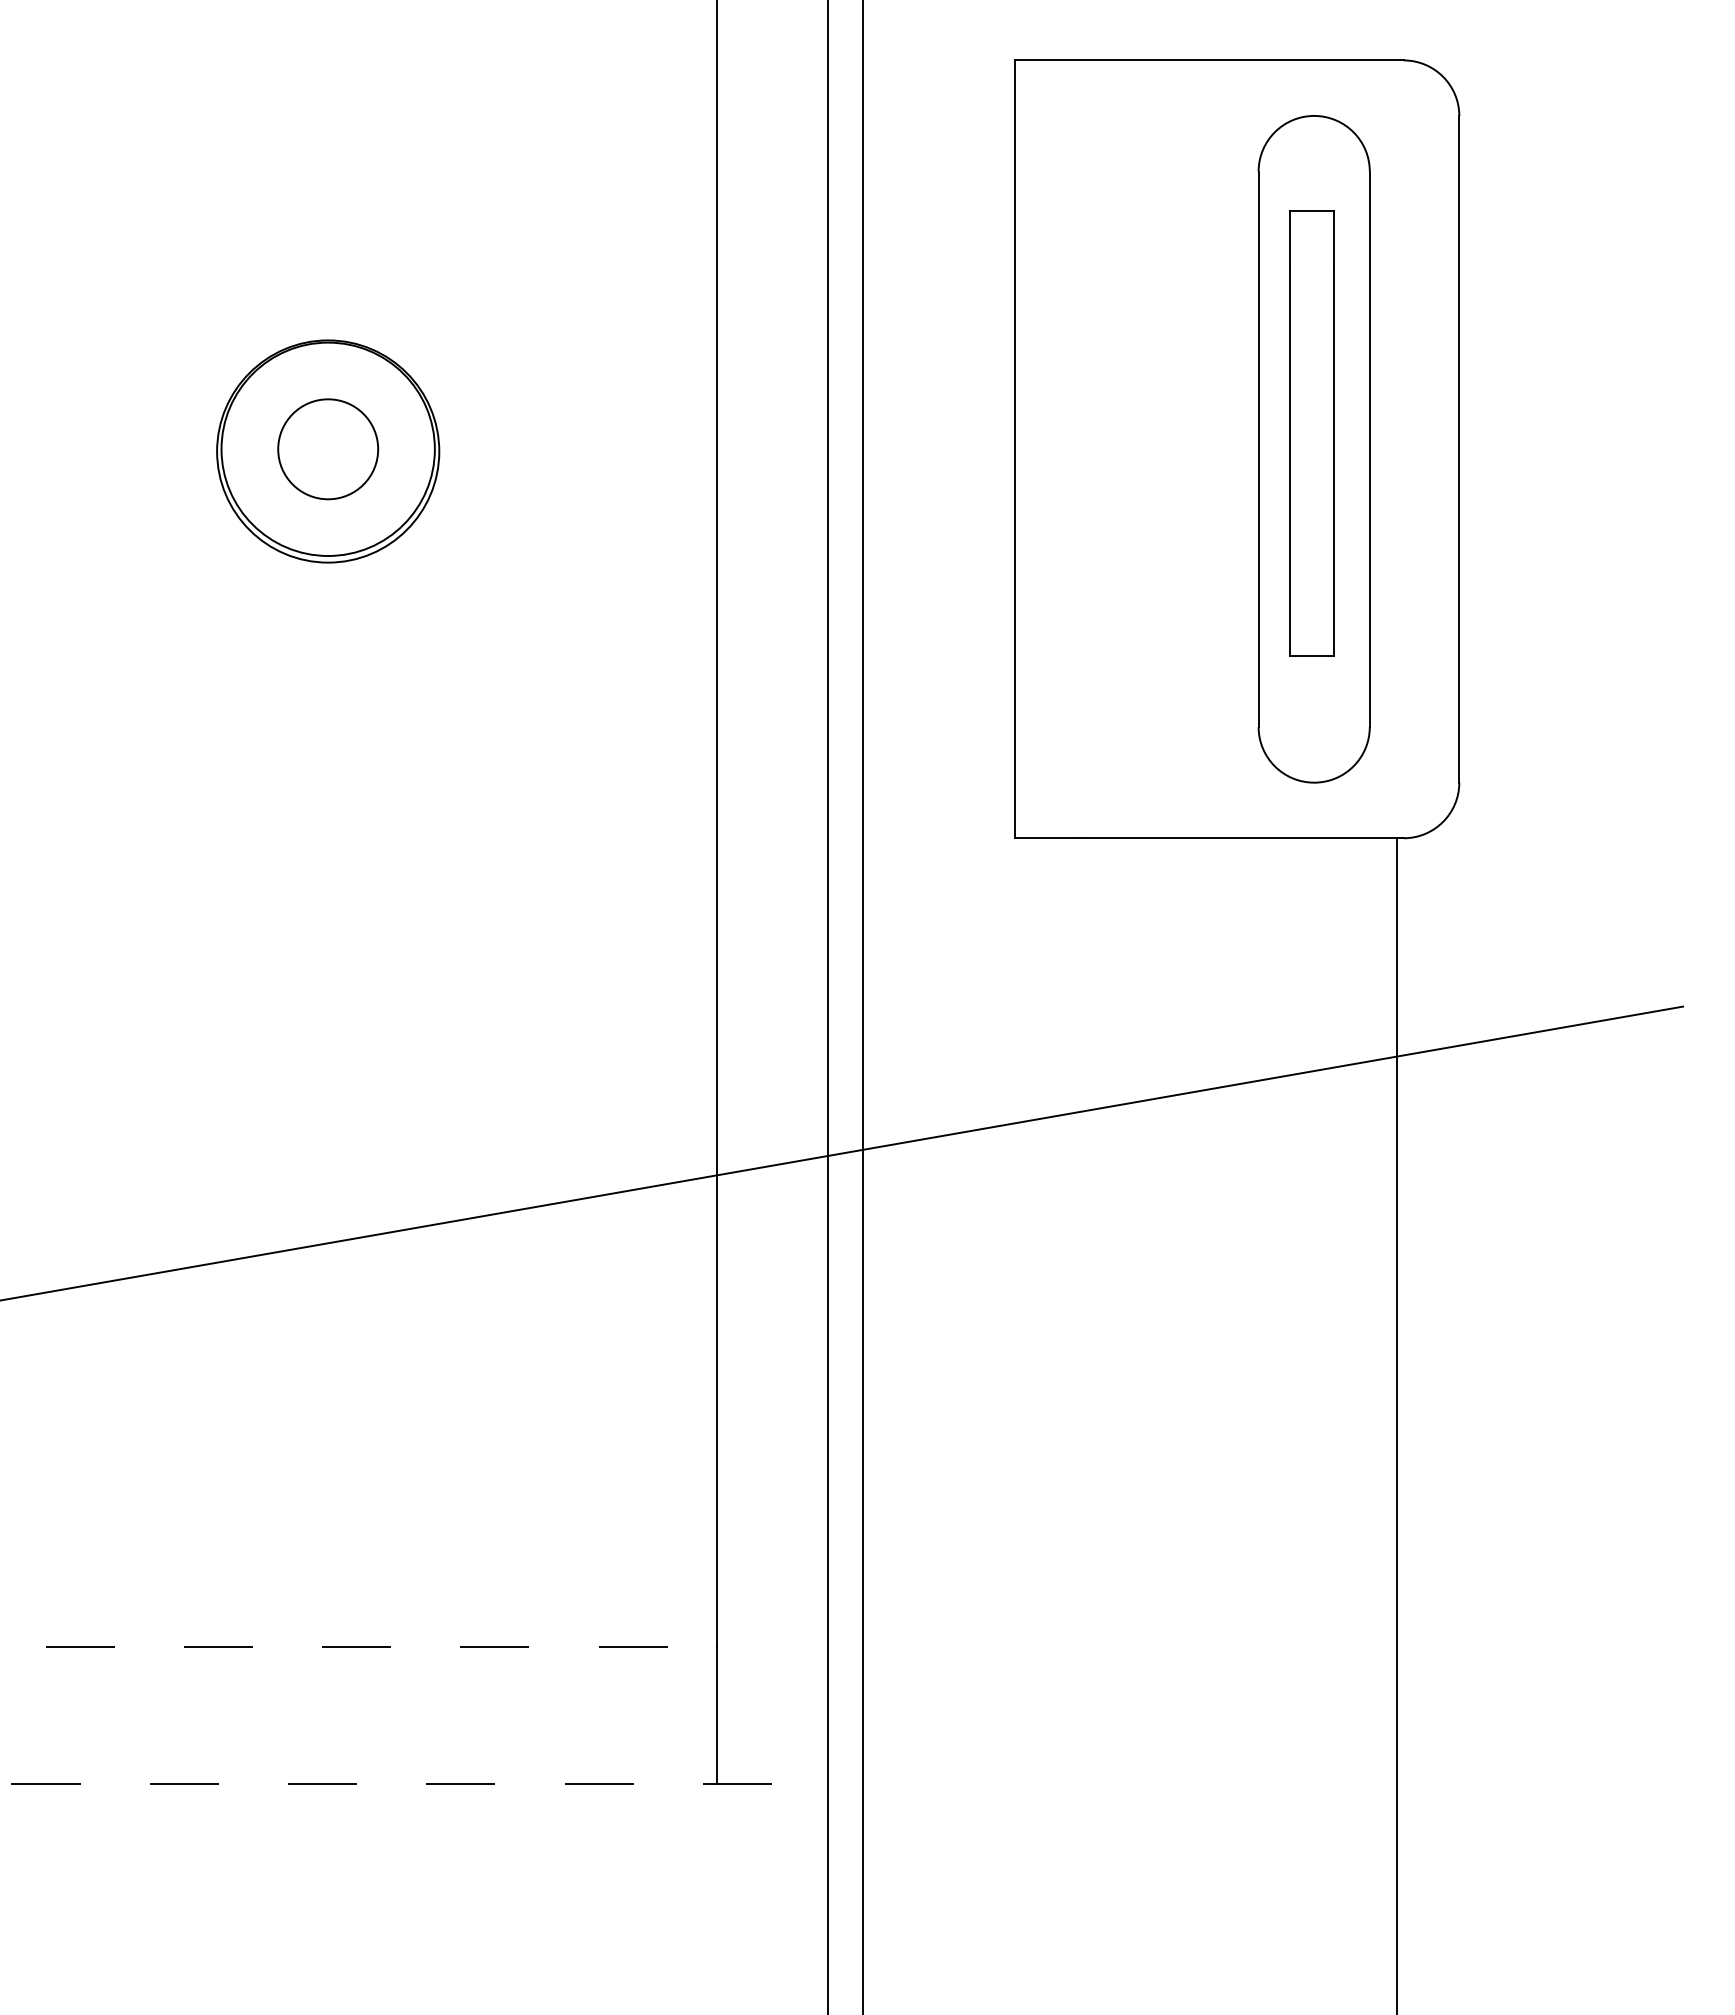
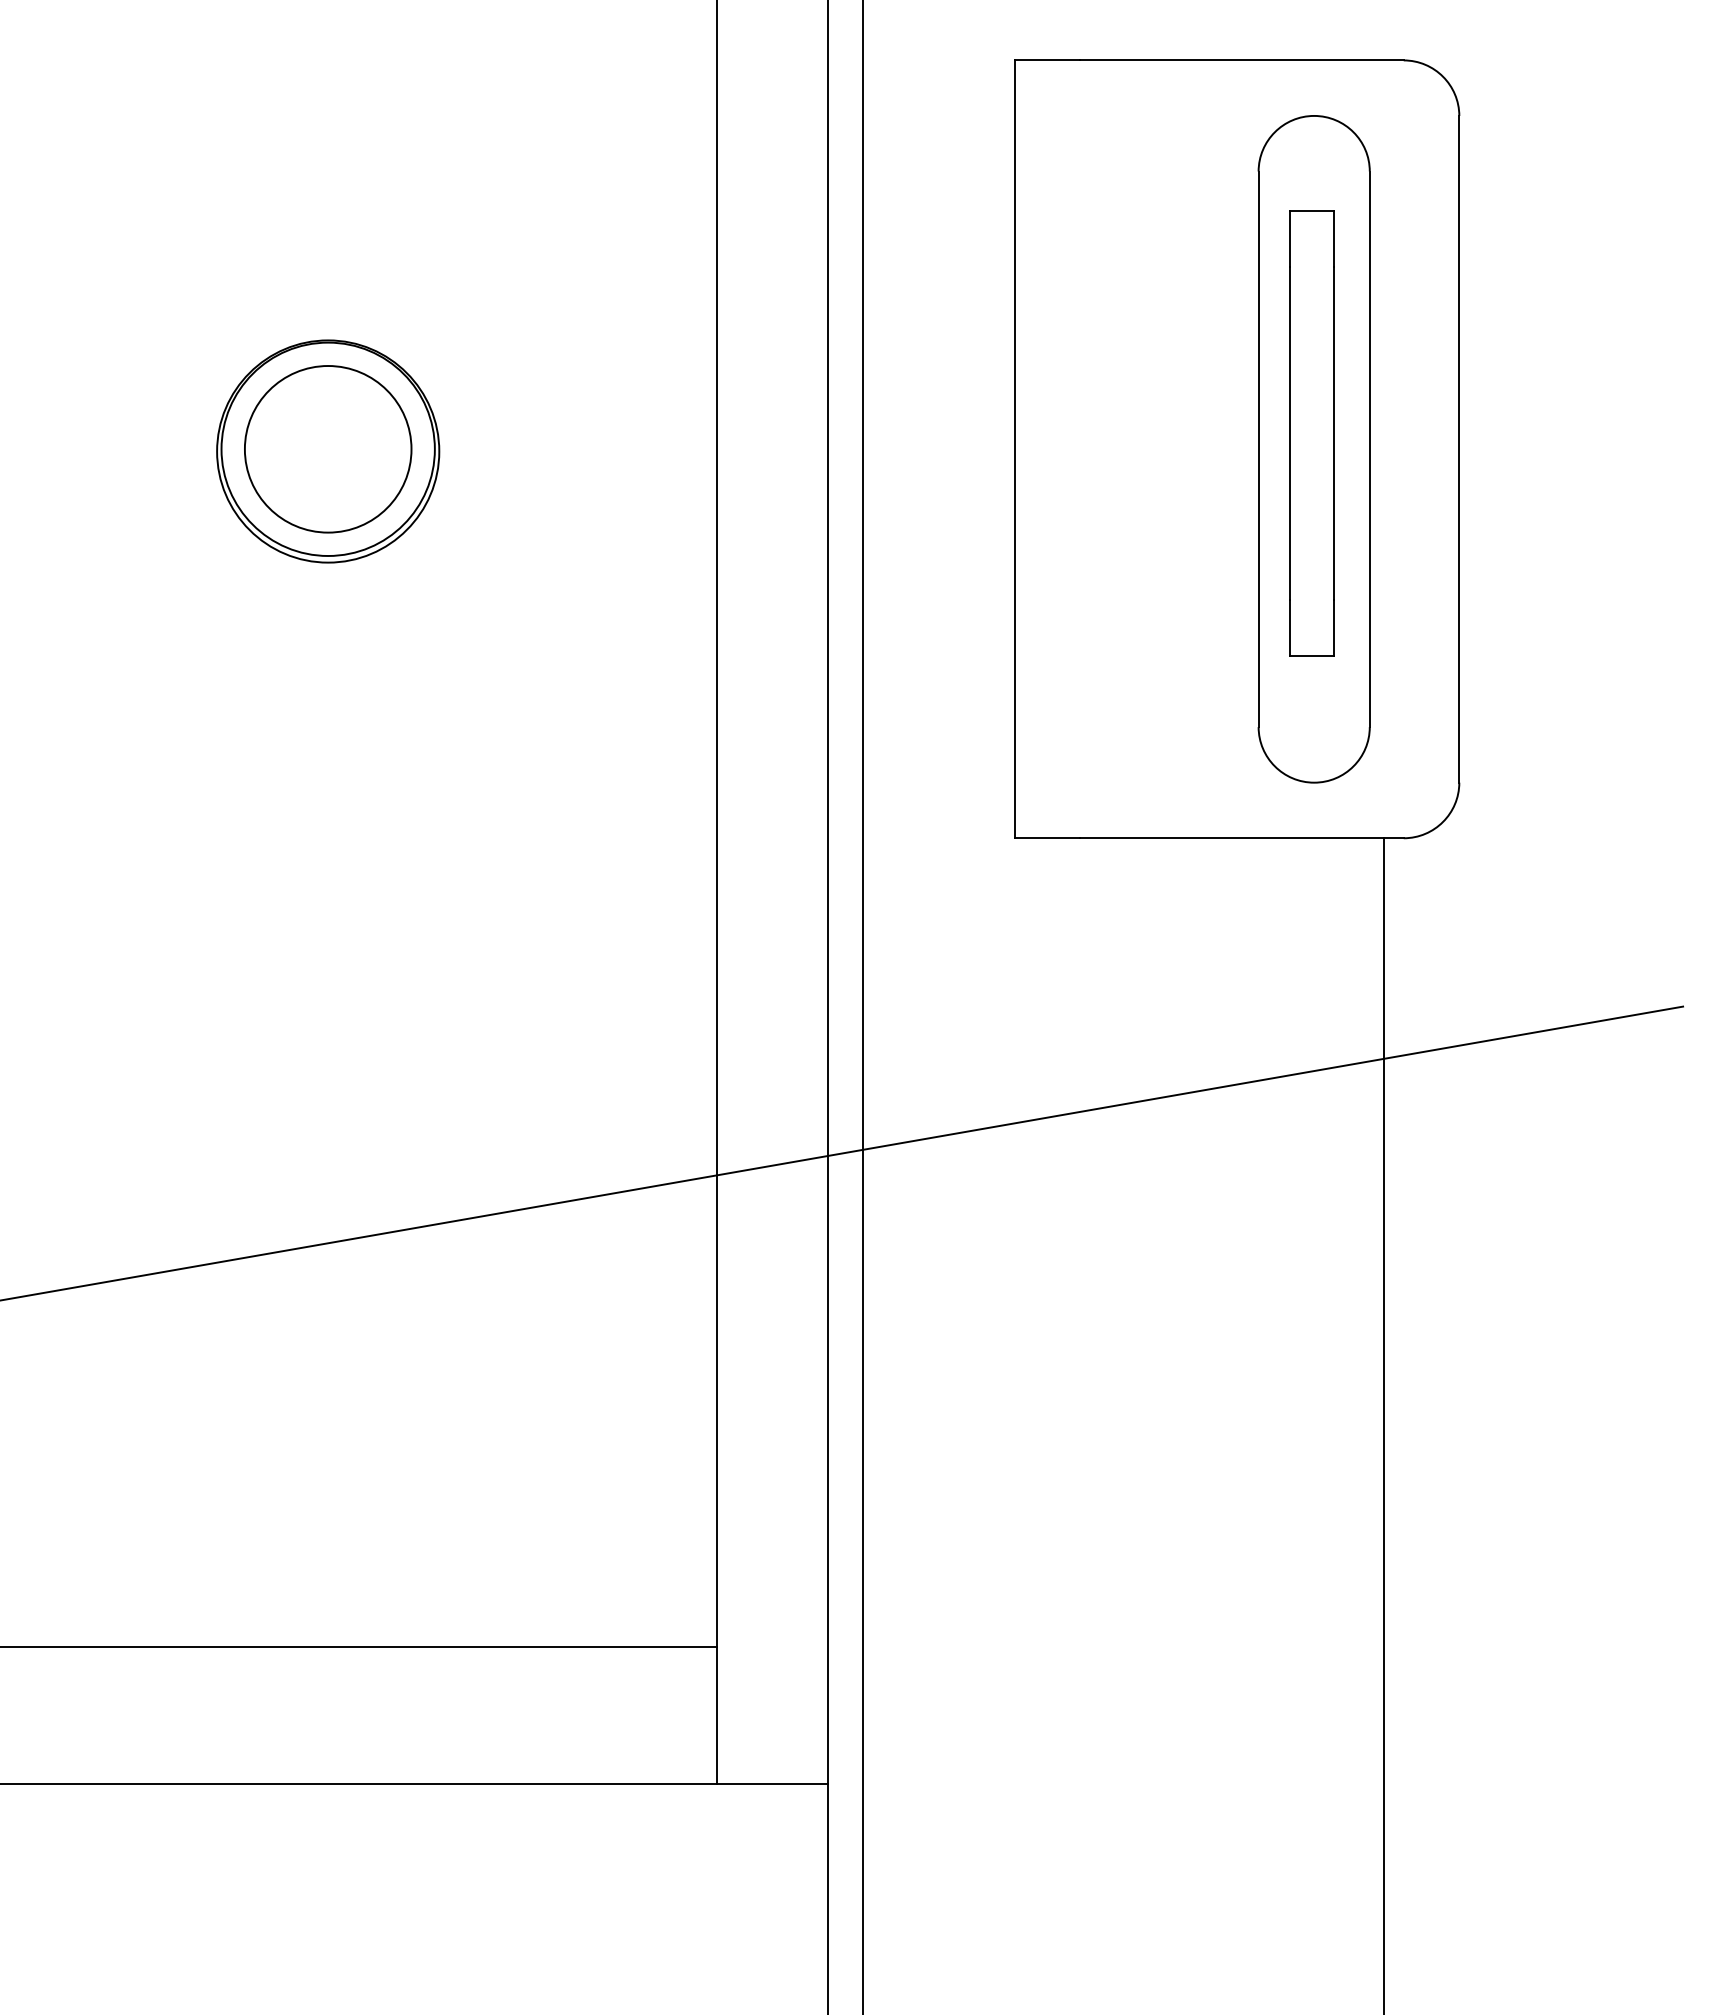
circle diameter: 100 px -> 167 px (327, 449)
line position: (1396, 1424) -> (1383, 1424) (1383, 1424)
line: dashed -> solid (359, 1646)
line: dashed -> solid (414, 1784)
